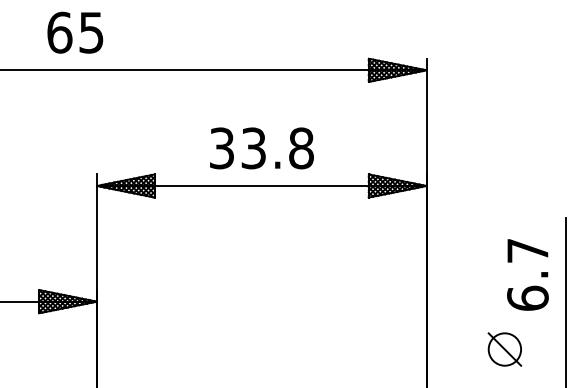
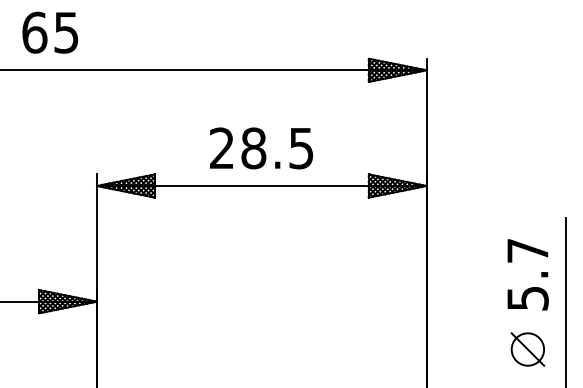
text position: (75, 32) -> (50, 32) (50, 32)
text: 33.8 -> 28.5 (261, 148)
text: 6.7 -> 5.7 (527, 297)
part position: (504, 349) -> (527, 349) (527, 349)
